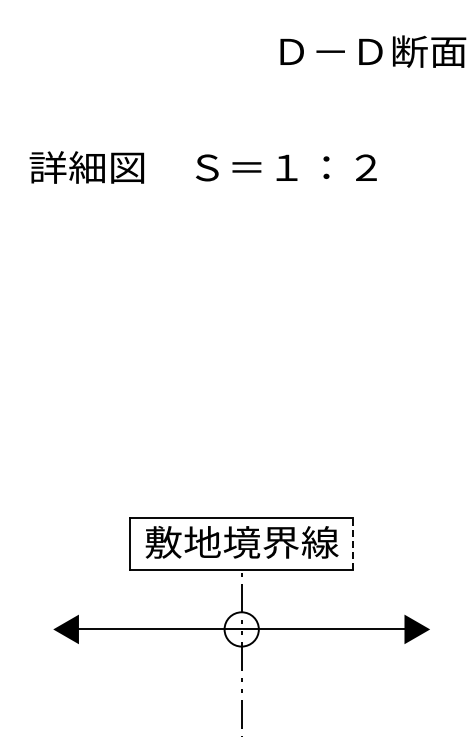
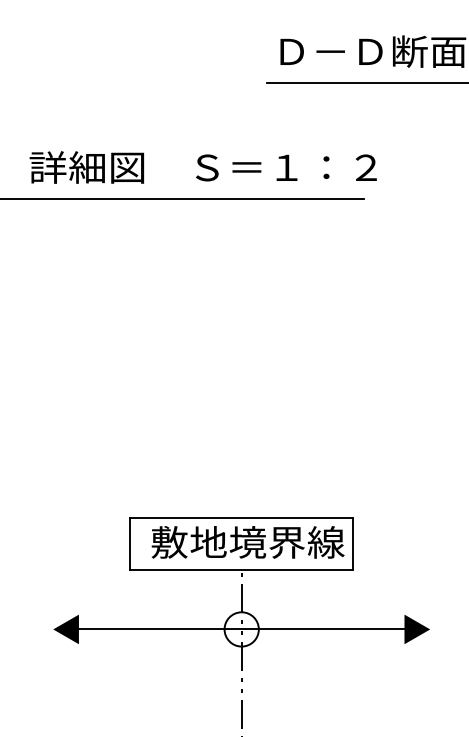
line: none -> present (365, 82)
line: none -> present (183, 198)
text position: (241, 542) -> (247, 542) (247, 542)
line: dashed -> solid (353, 543)
